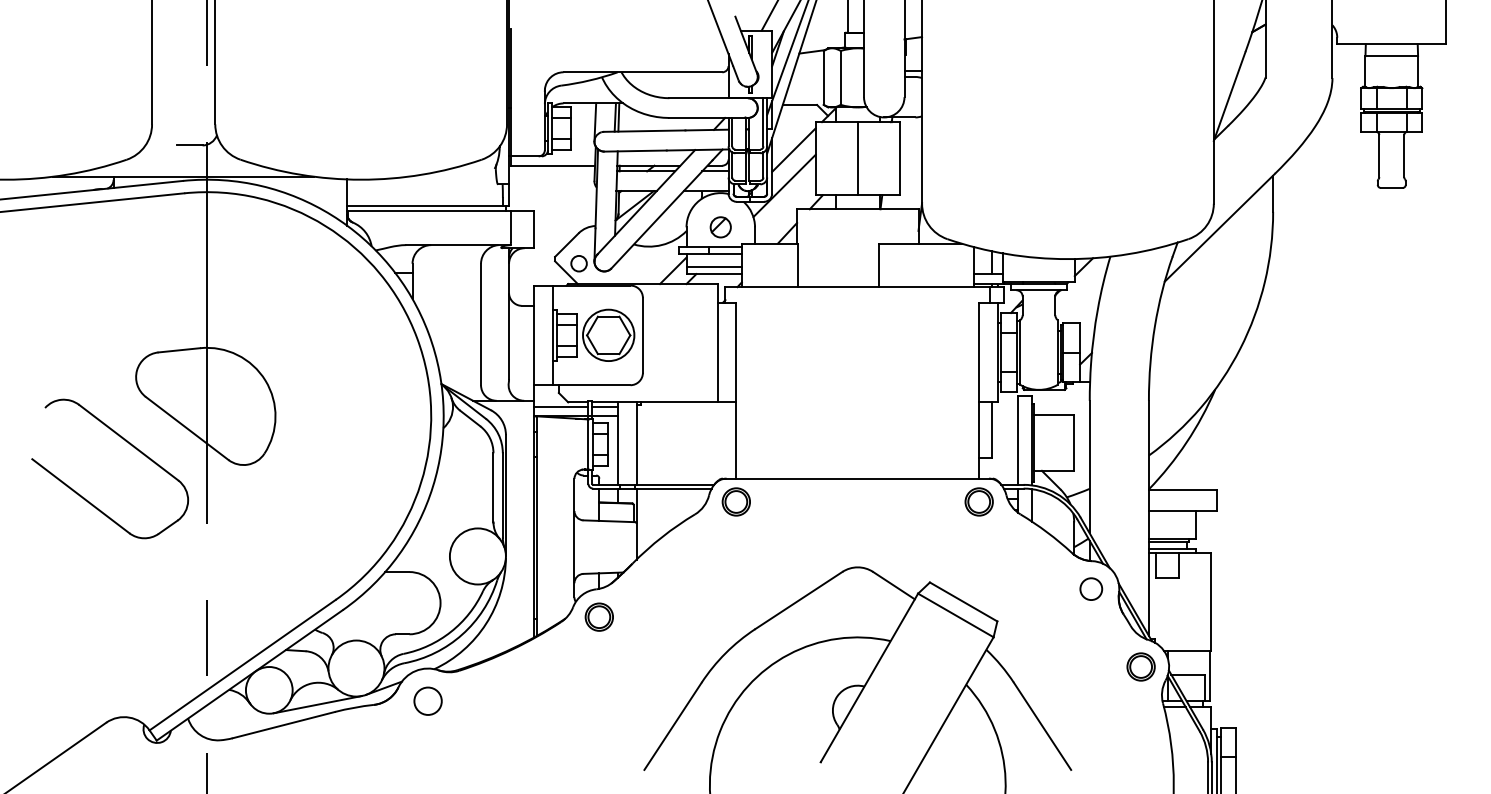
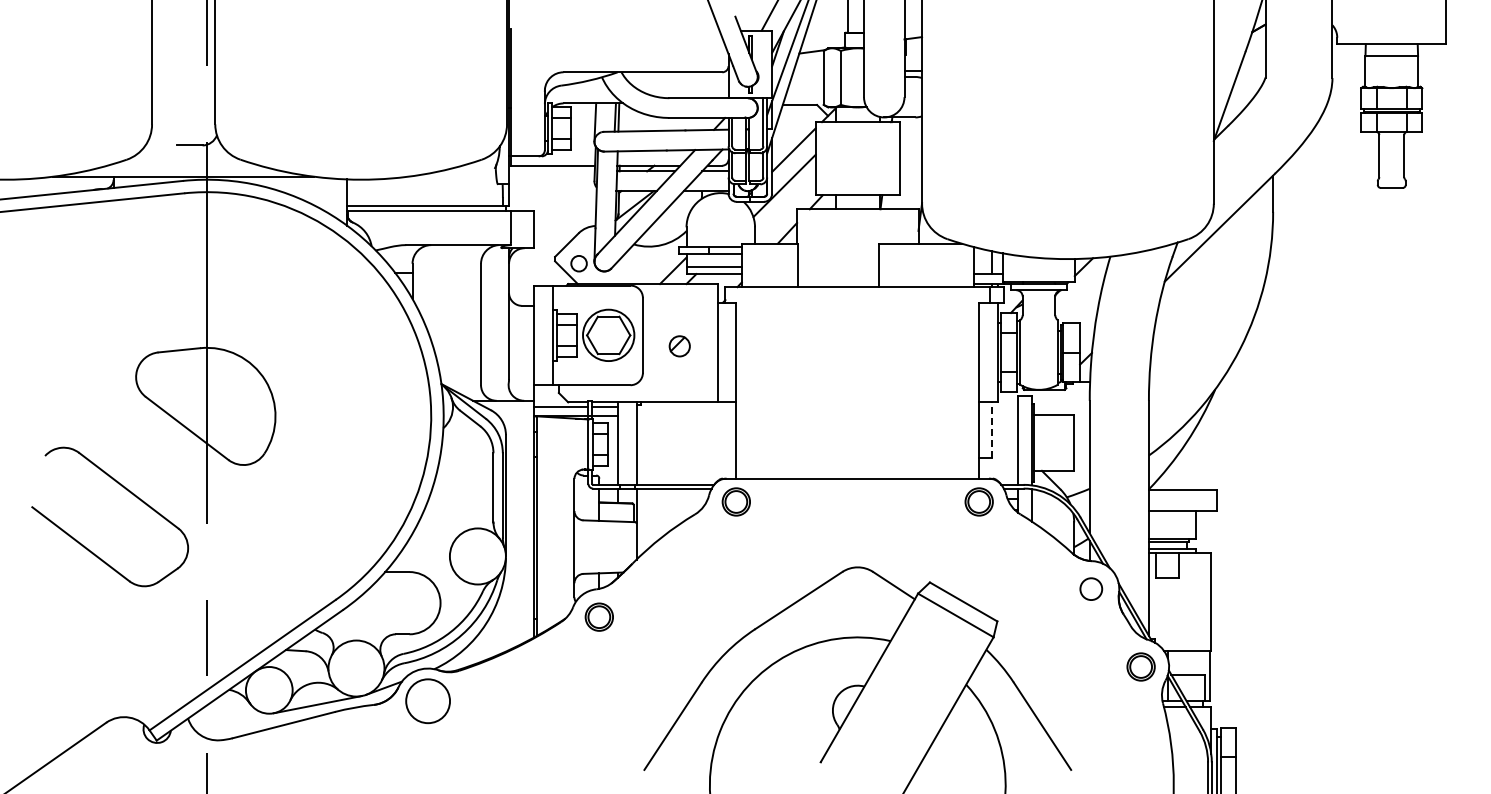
line: present -> none (857, 158)
part position: (720, 227) -> (679, 346) (679, 346)
line: solid -> dashed (991, 429)
part position: (126, 442) -> (126, 490) (126, 490)
circle diameter: 27 px -> 44 px (428, 701)
